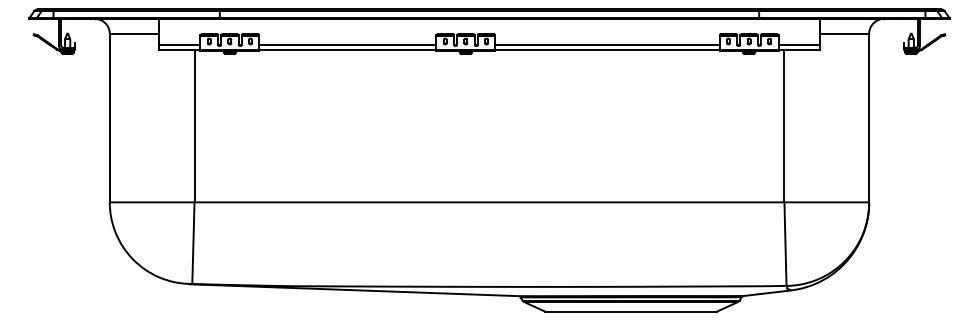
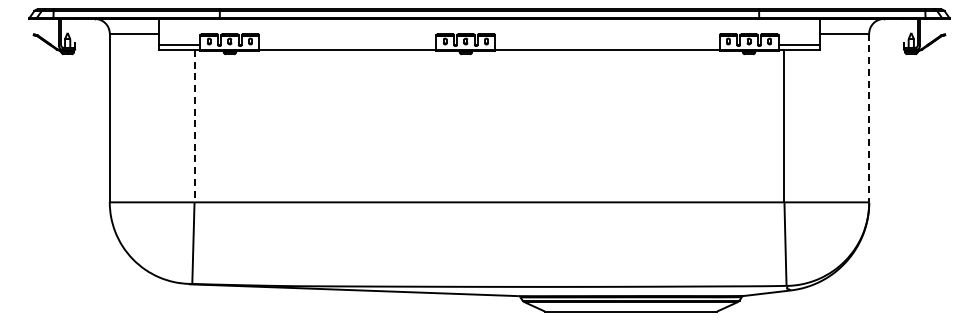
line: present -> none (347, 45)
line: present -> none (607, 45)
line: solid -> dashed (869, 118)
line: solid -> dashed (194, 126)
